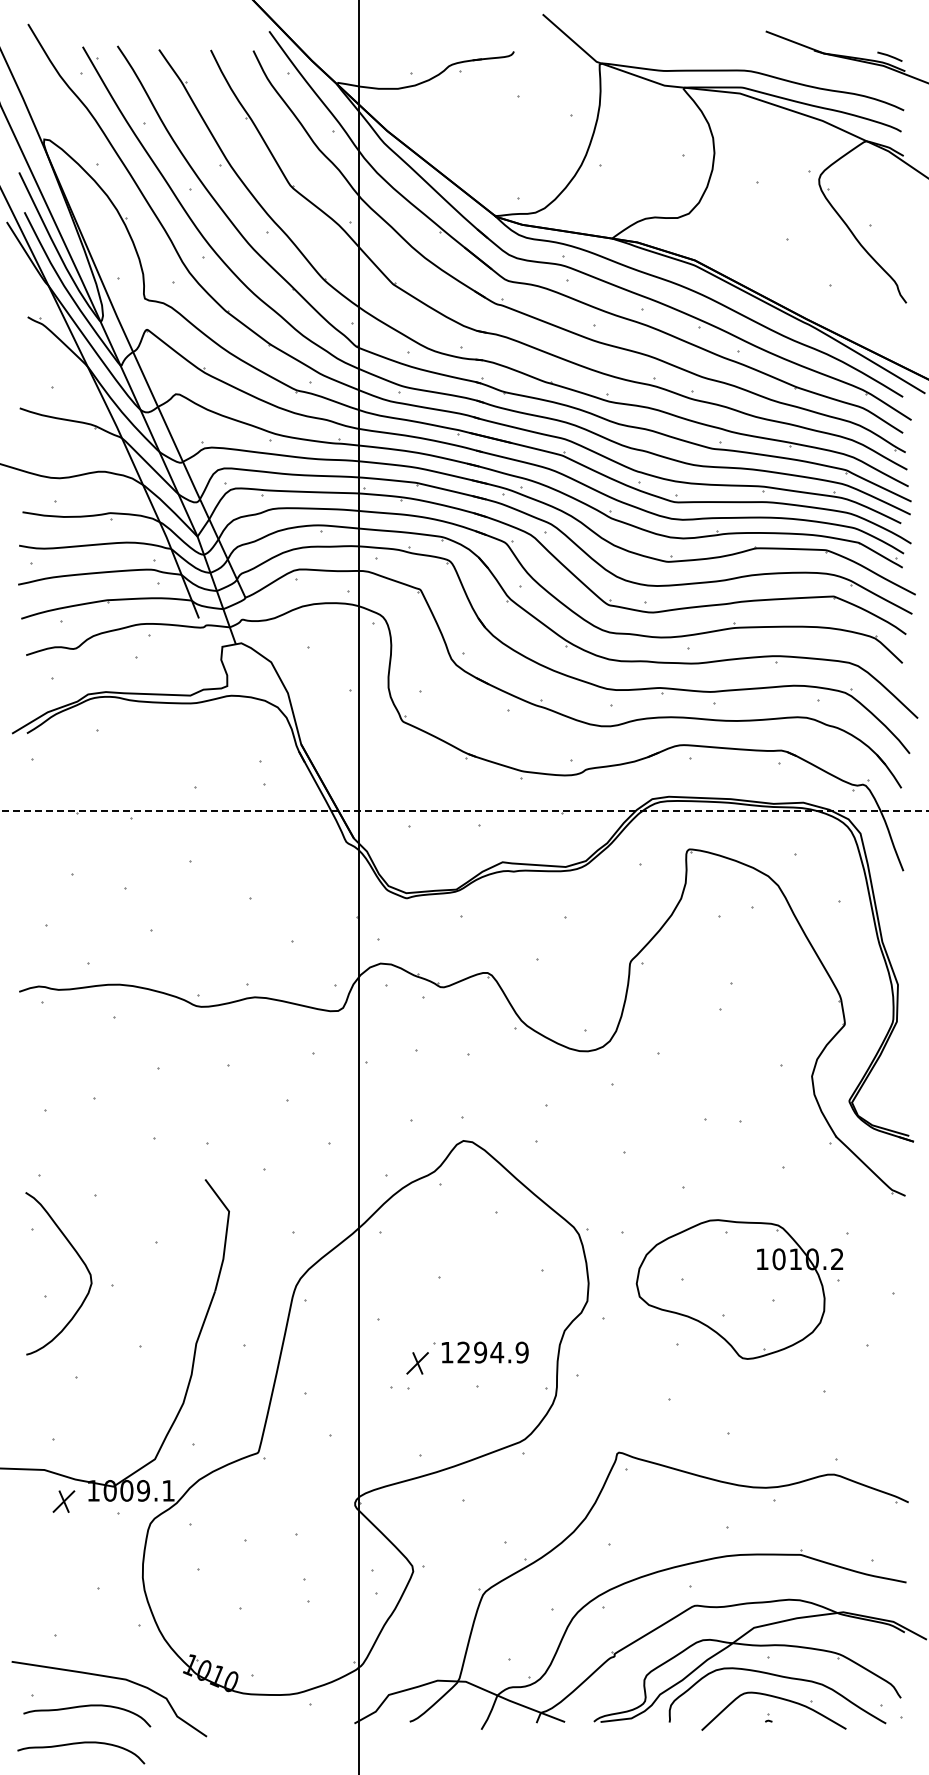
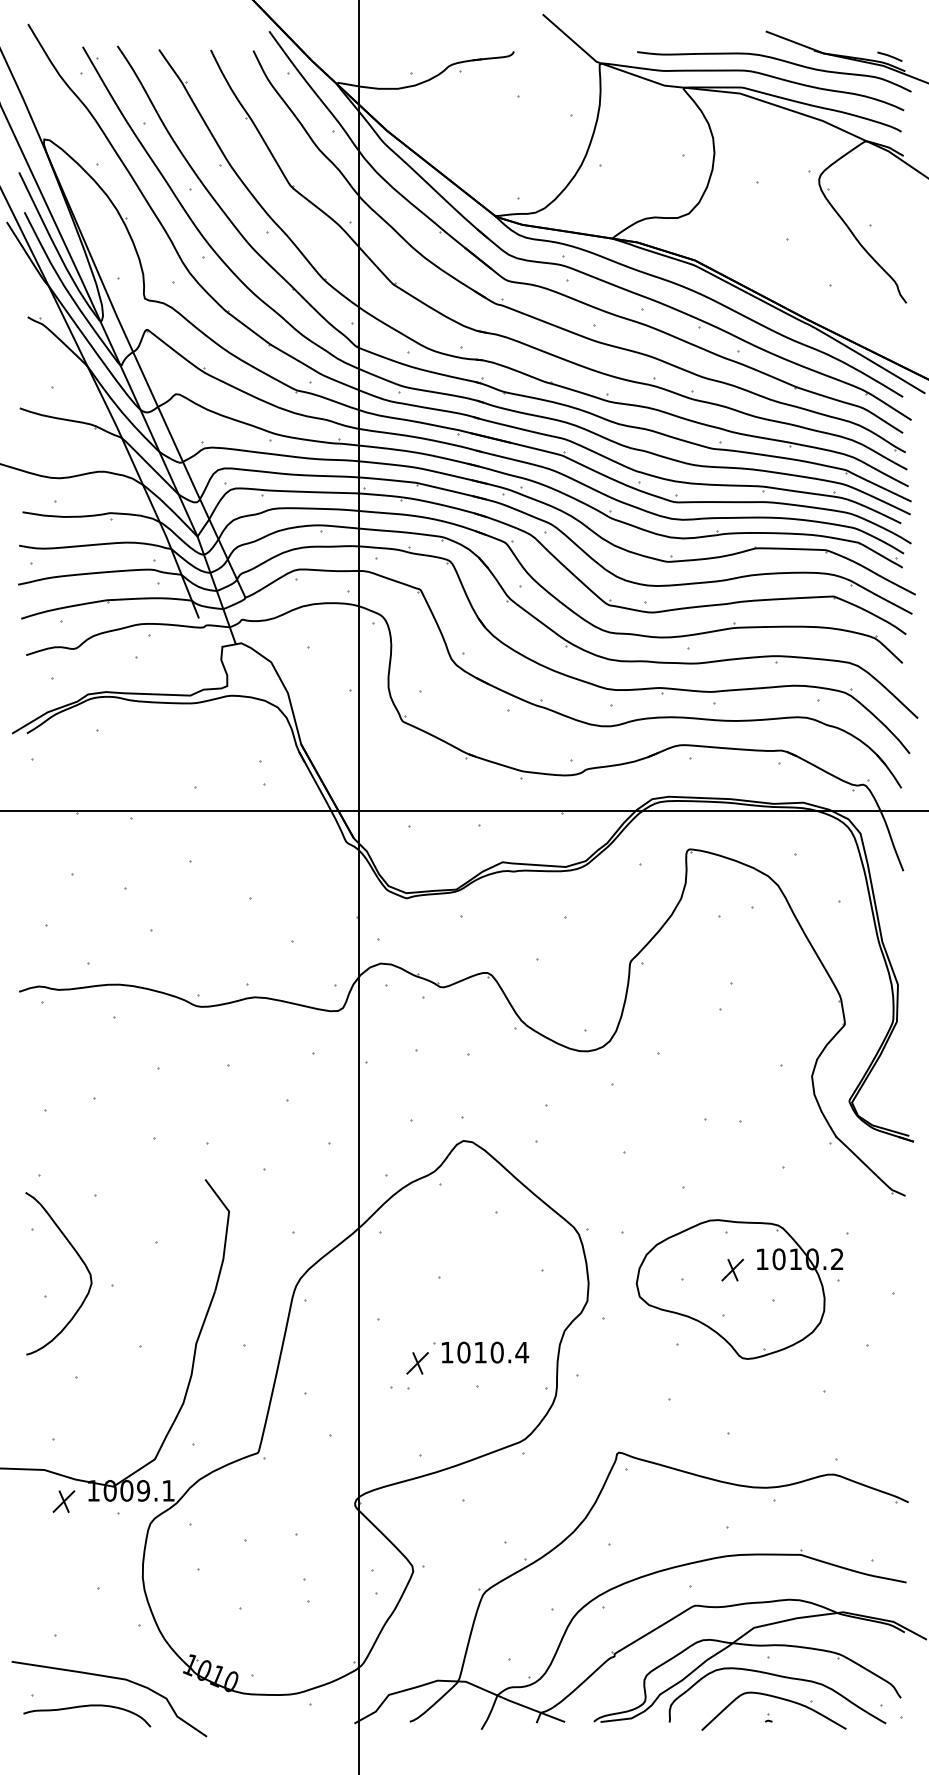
curve: none -> present (777, 60)
line: dashed -> solid (464, 811)
part: none -> present (732, 1269)
text: 1294.9 -> 1010.4 (493, 1352)
curve: present -> none (77, 1744)
